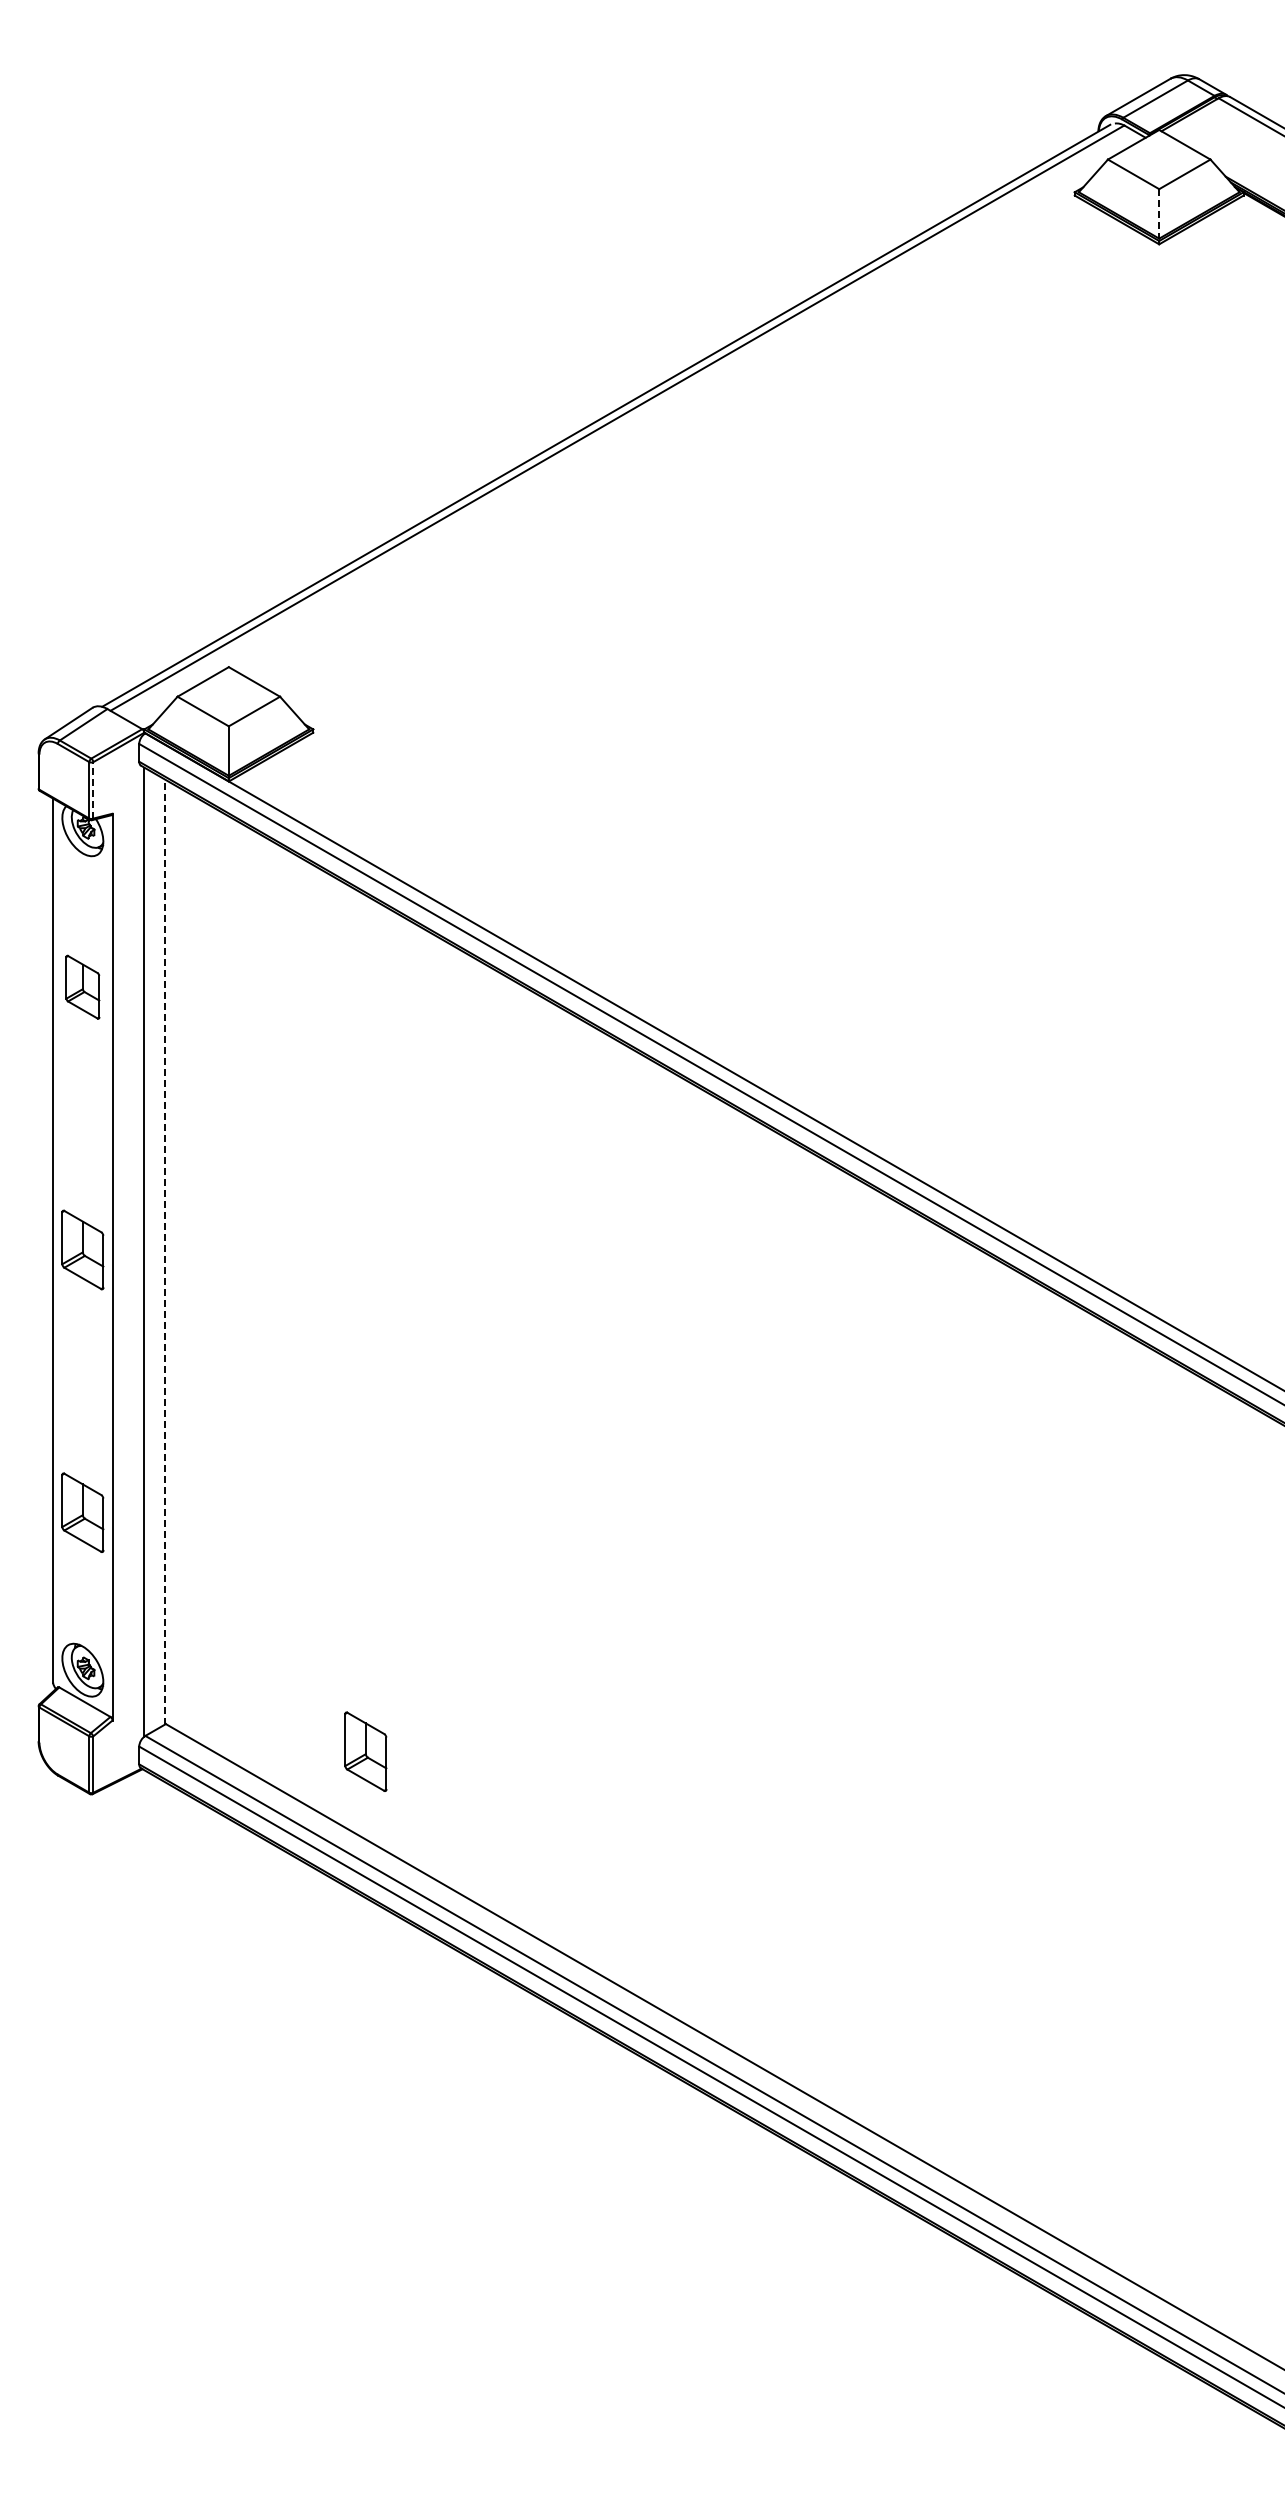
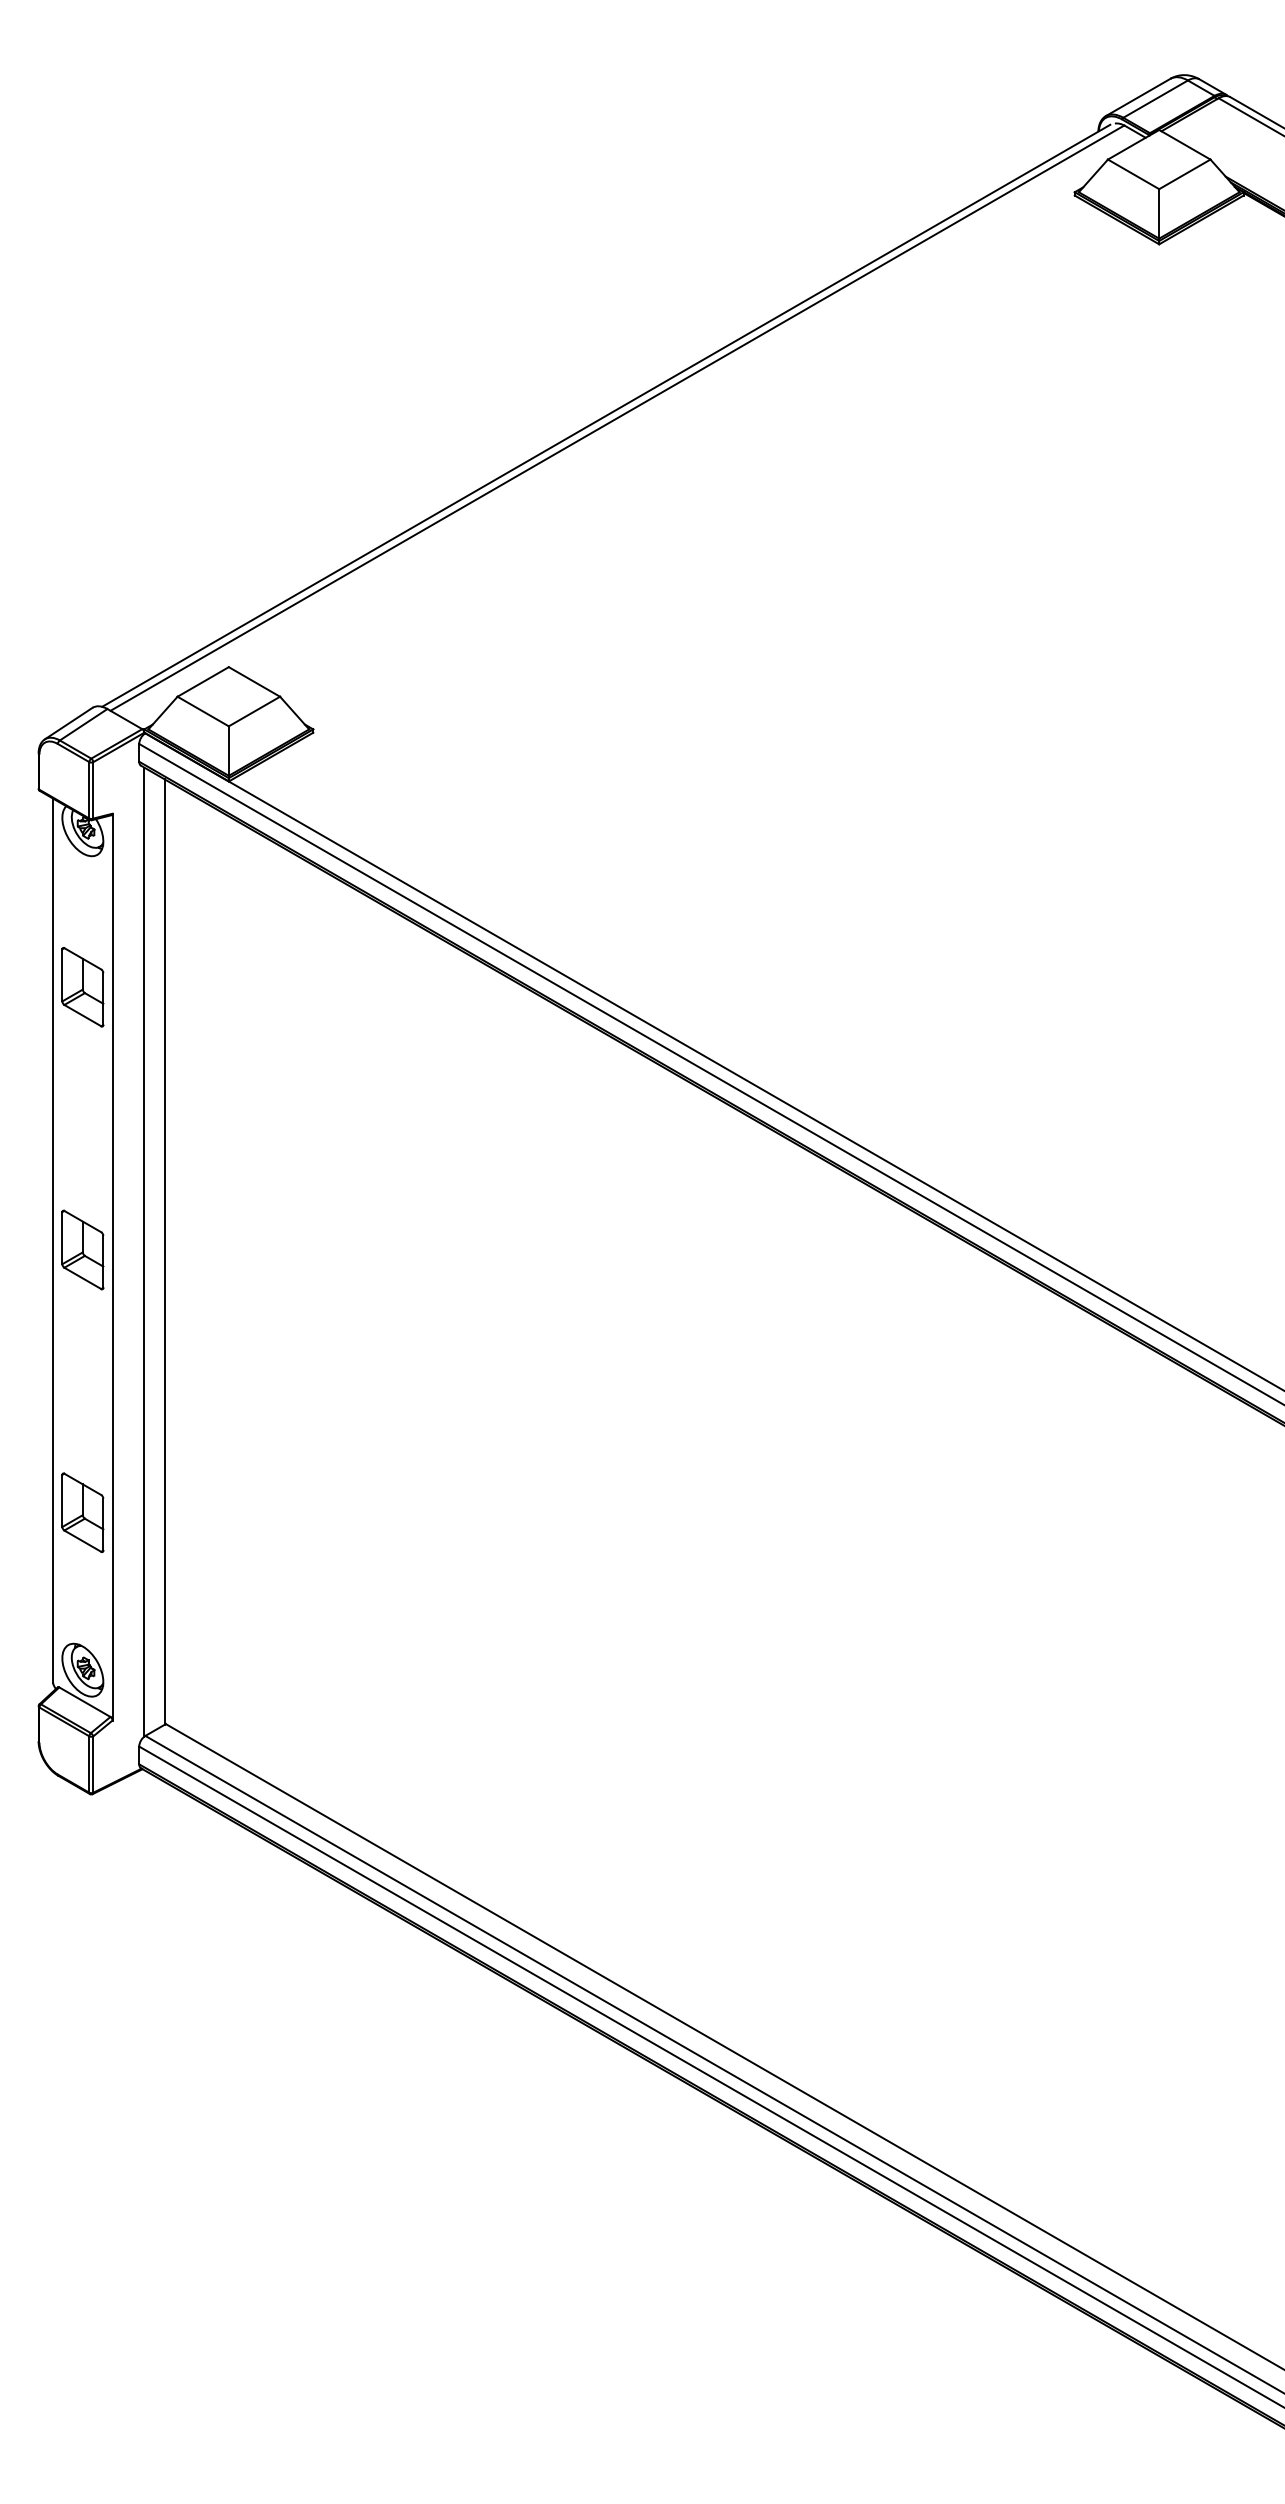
line: dashed -> solid (1159, 213)
line: dashed -> solid (93, 789)
part size: 36x66 px -> 44x81 px (82, 987)
line: dashed -> solid (164, 1252)
part: present -> none (365, 1751)
